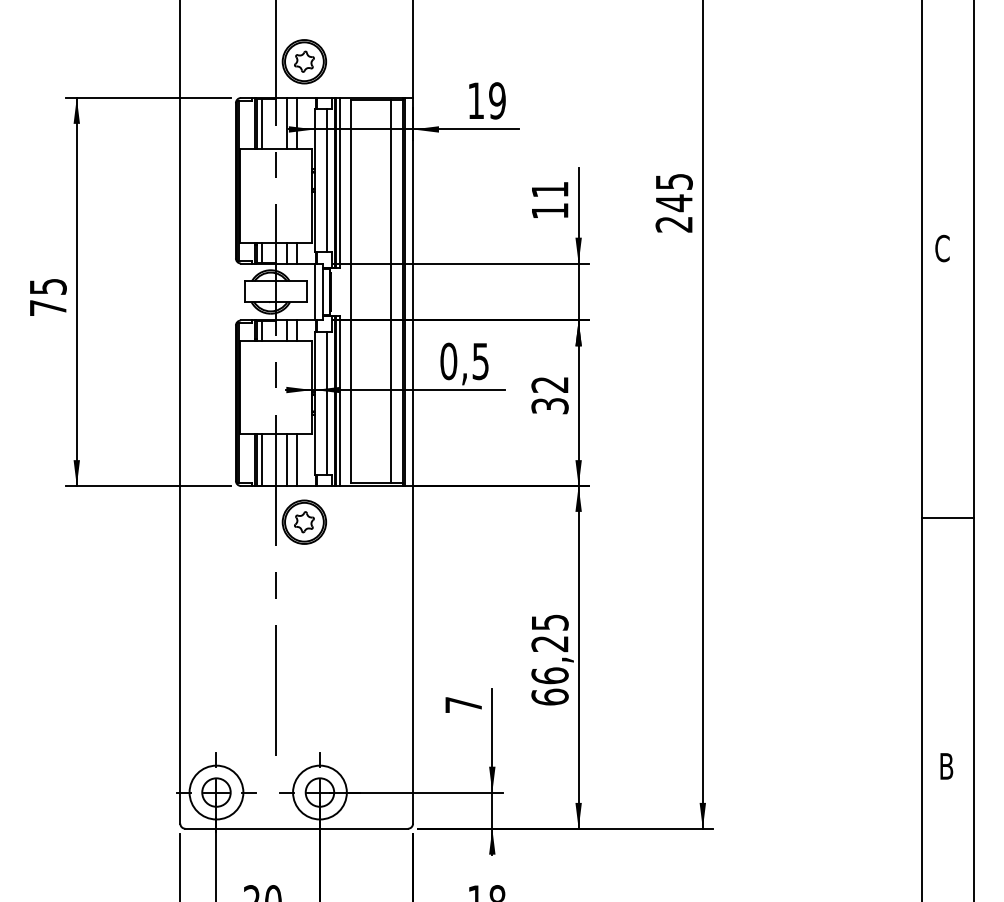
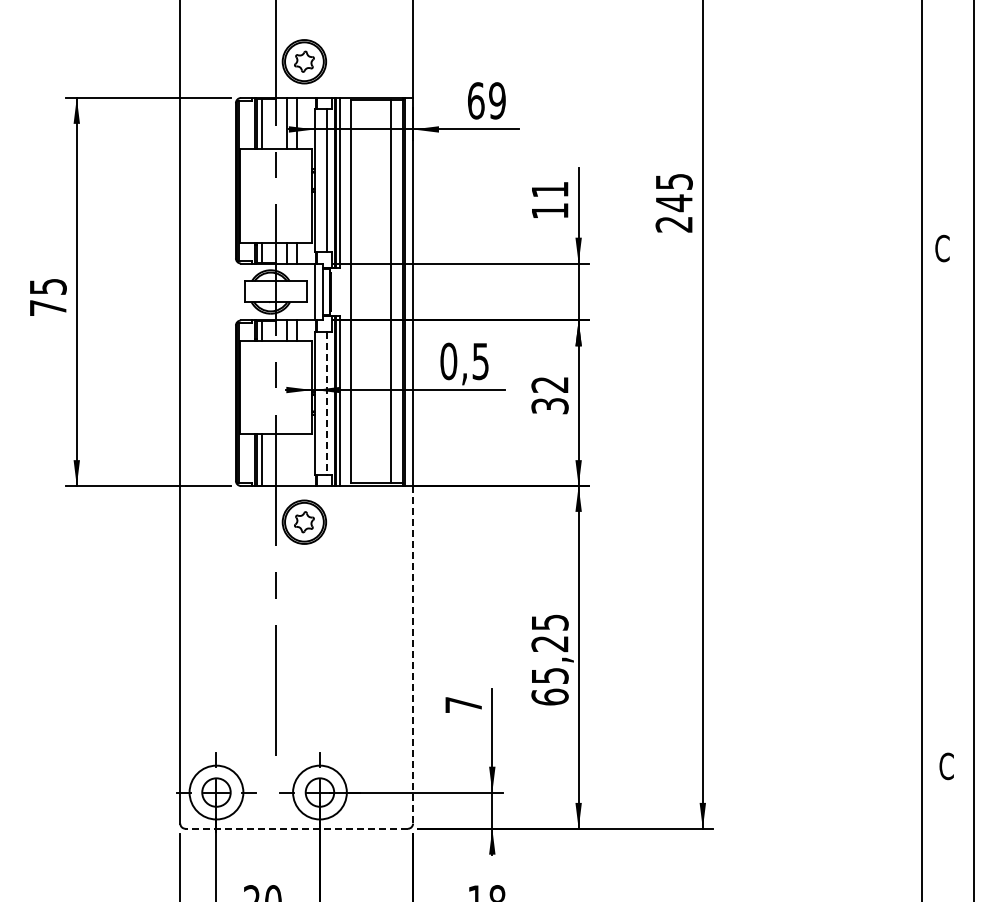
text: 19 -> 69 (476, 100)
line: solid -> dashed (326, 403)
line: present -> none (286, 460)
line: present -> none (297, 460)
line: present -> none (947, 517)
line: solid -> dashed (413, 654)
text: 66,25 -> 65,25 (549, 675)
text: B -> C (946, 766)
line: solid -> dashed (296, 828)
